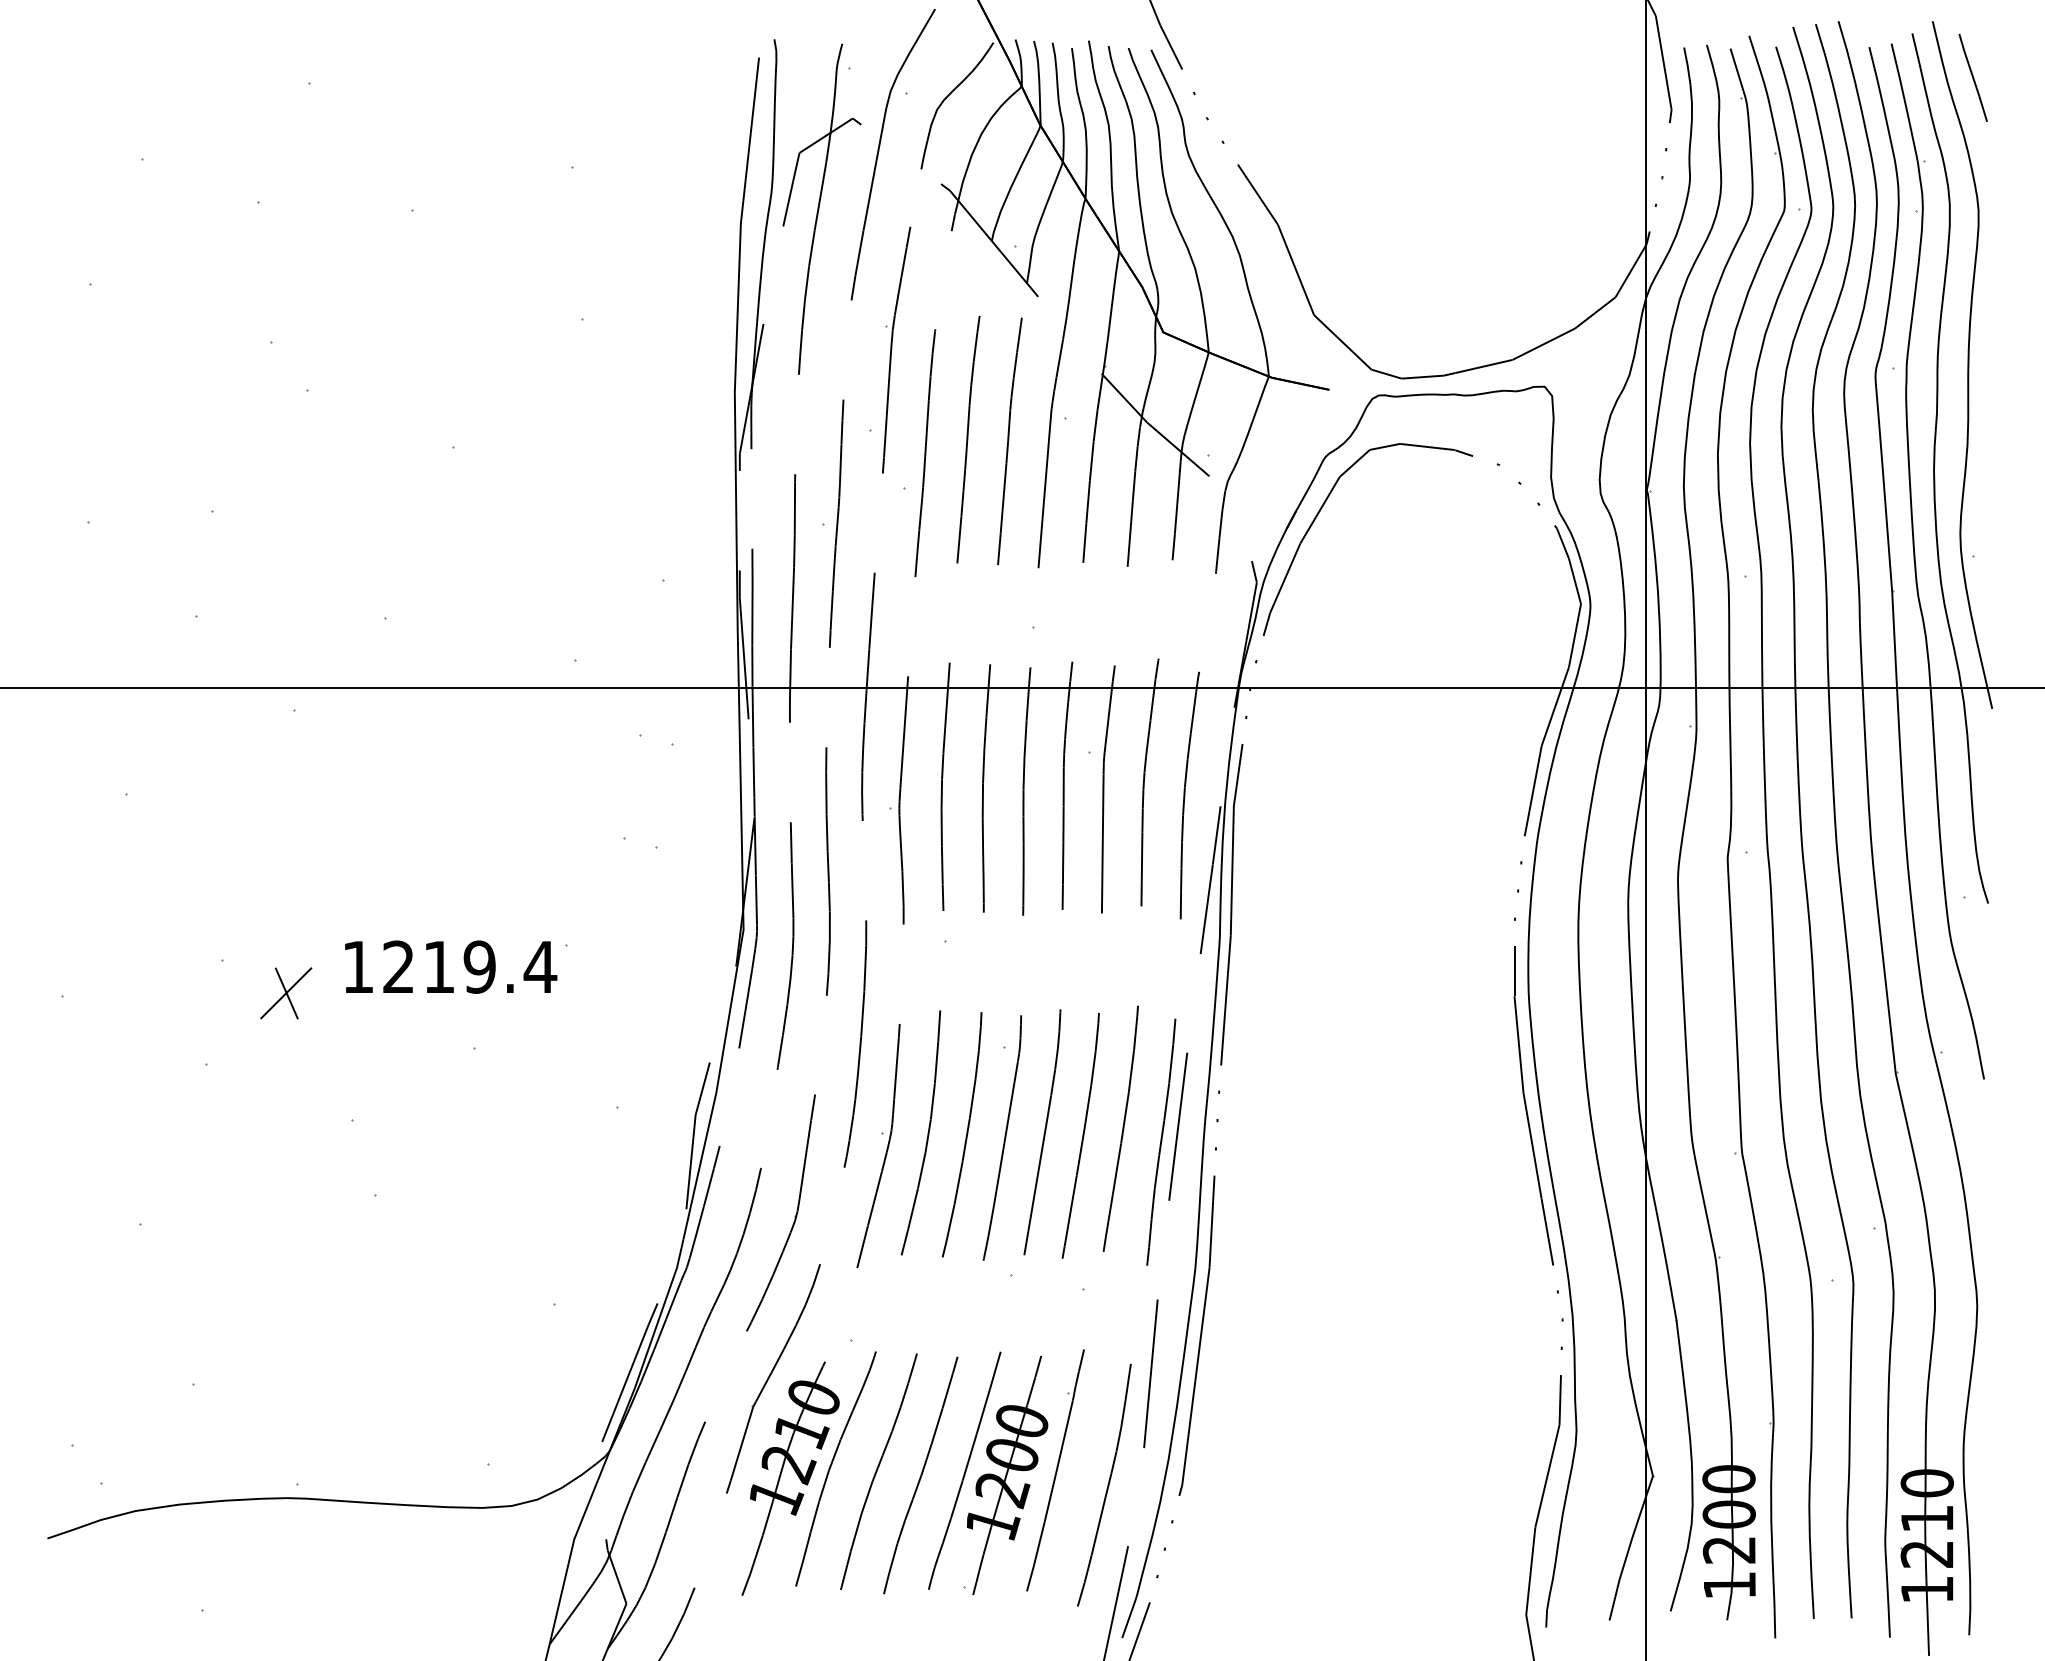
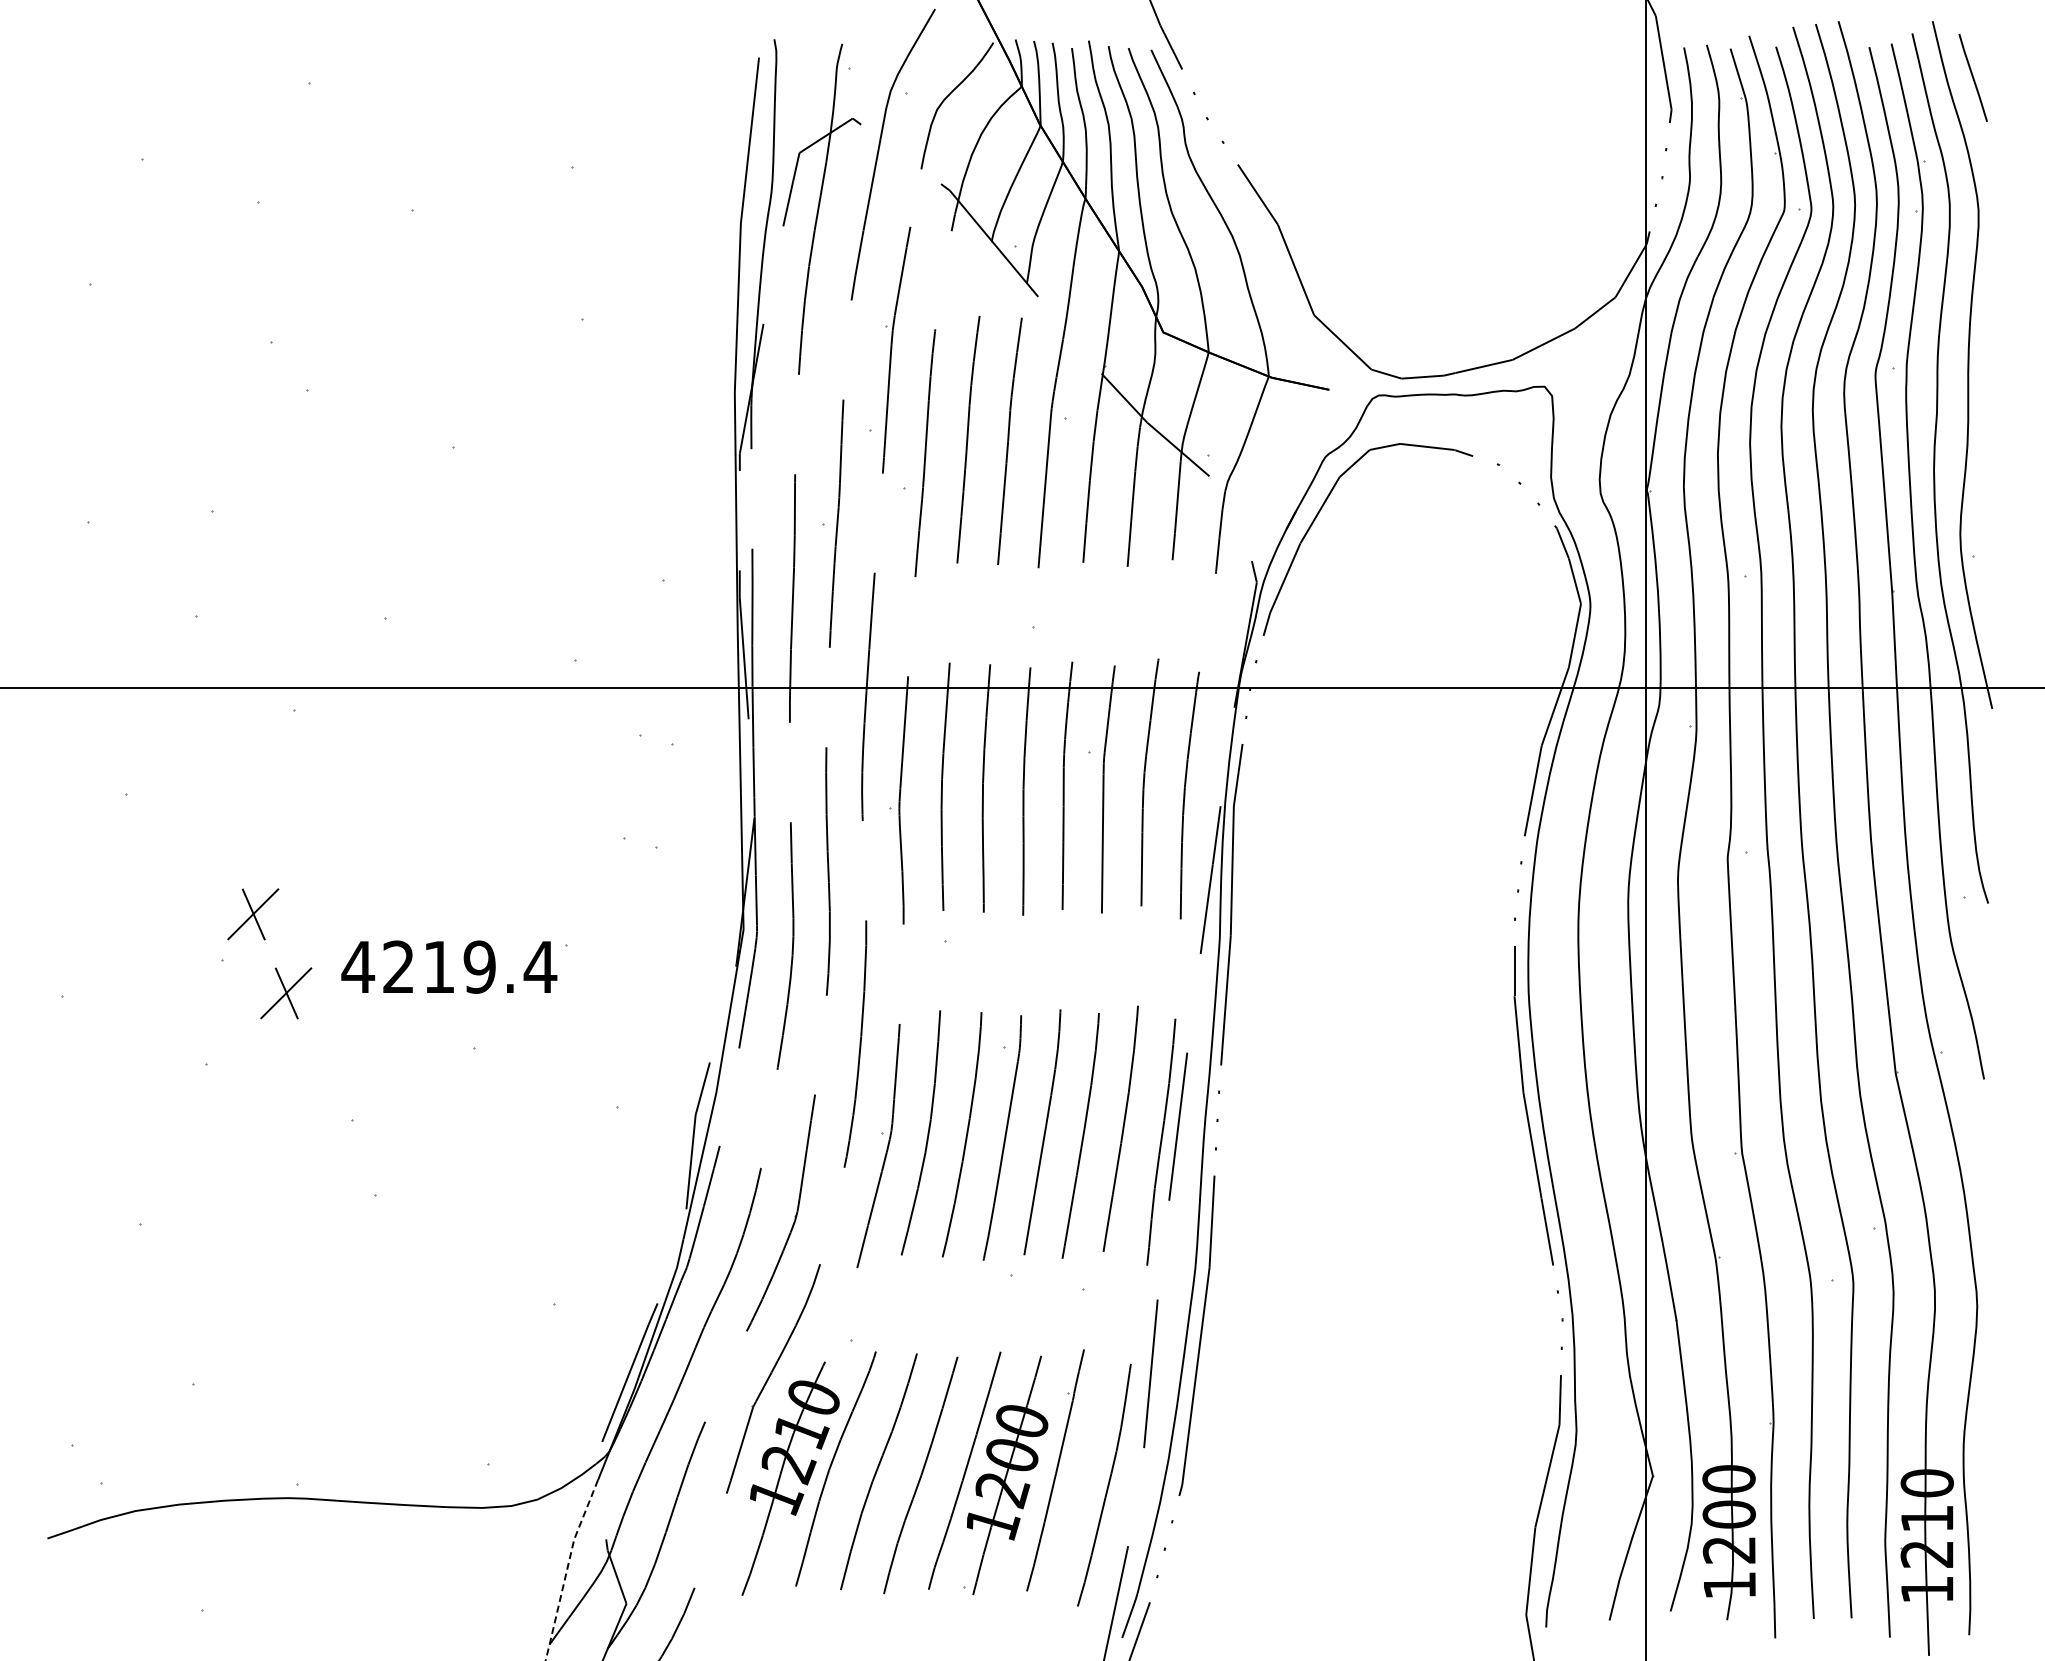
part: none -> present (253, 914)
text: 1219.4 -> 4219.4 (358, 966)
line: solid -> dashed (567, 1569)
